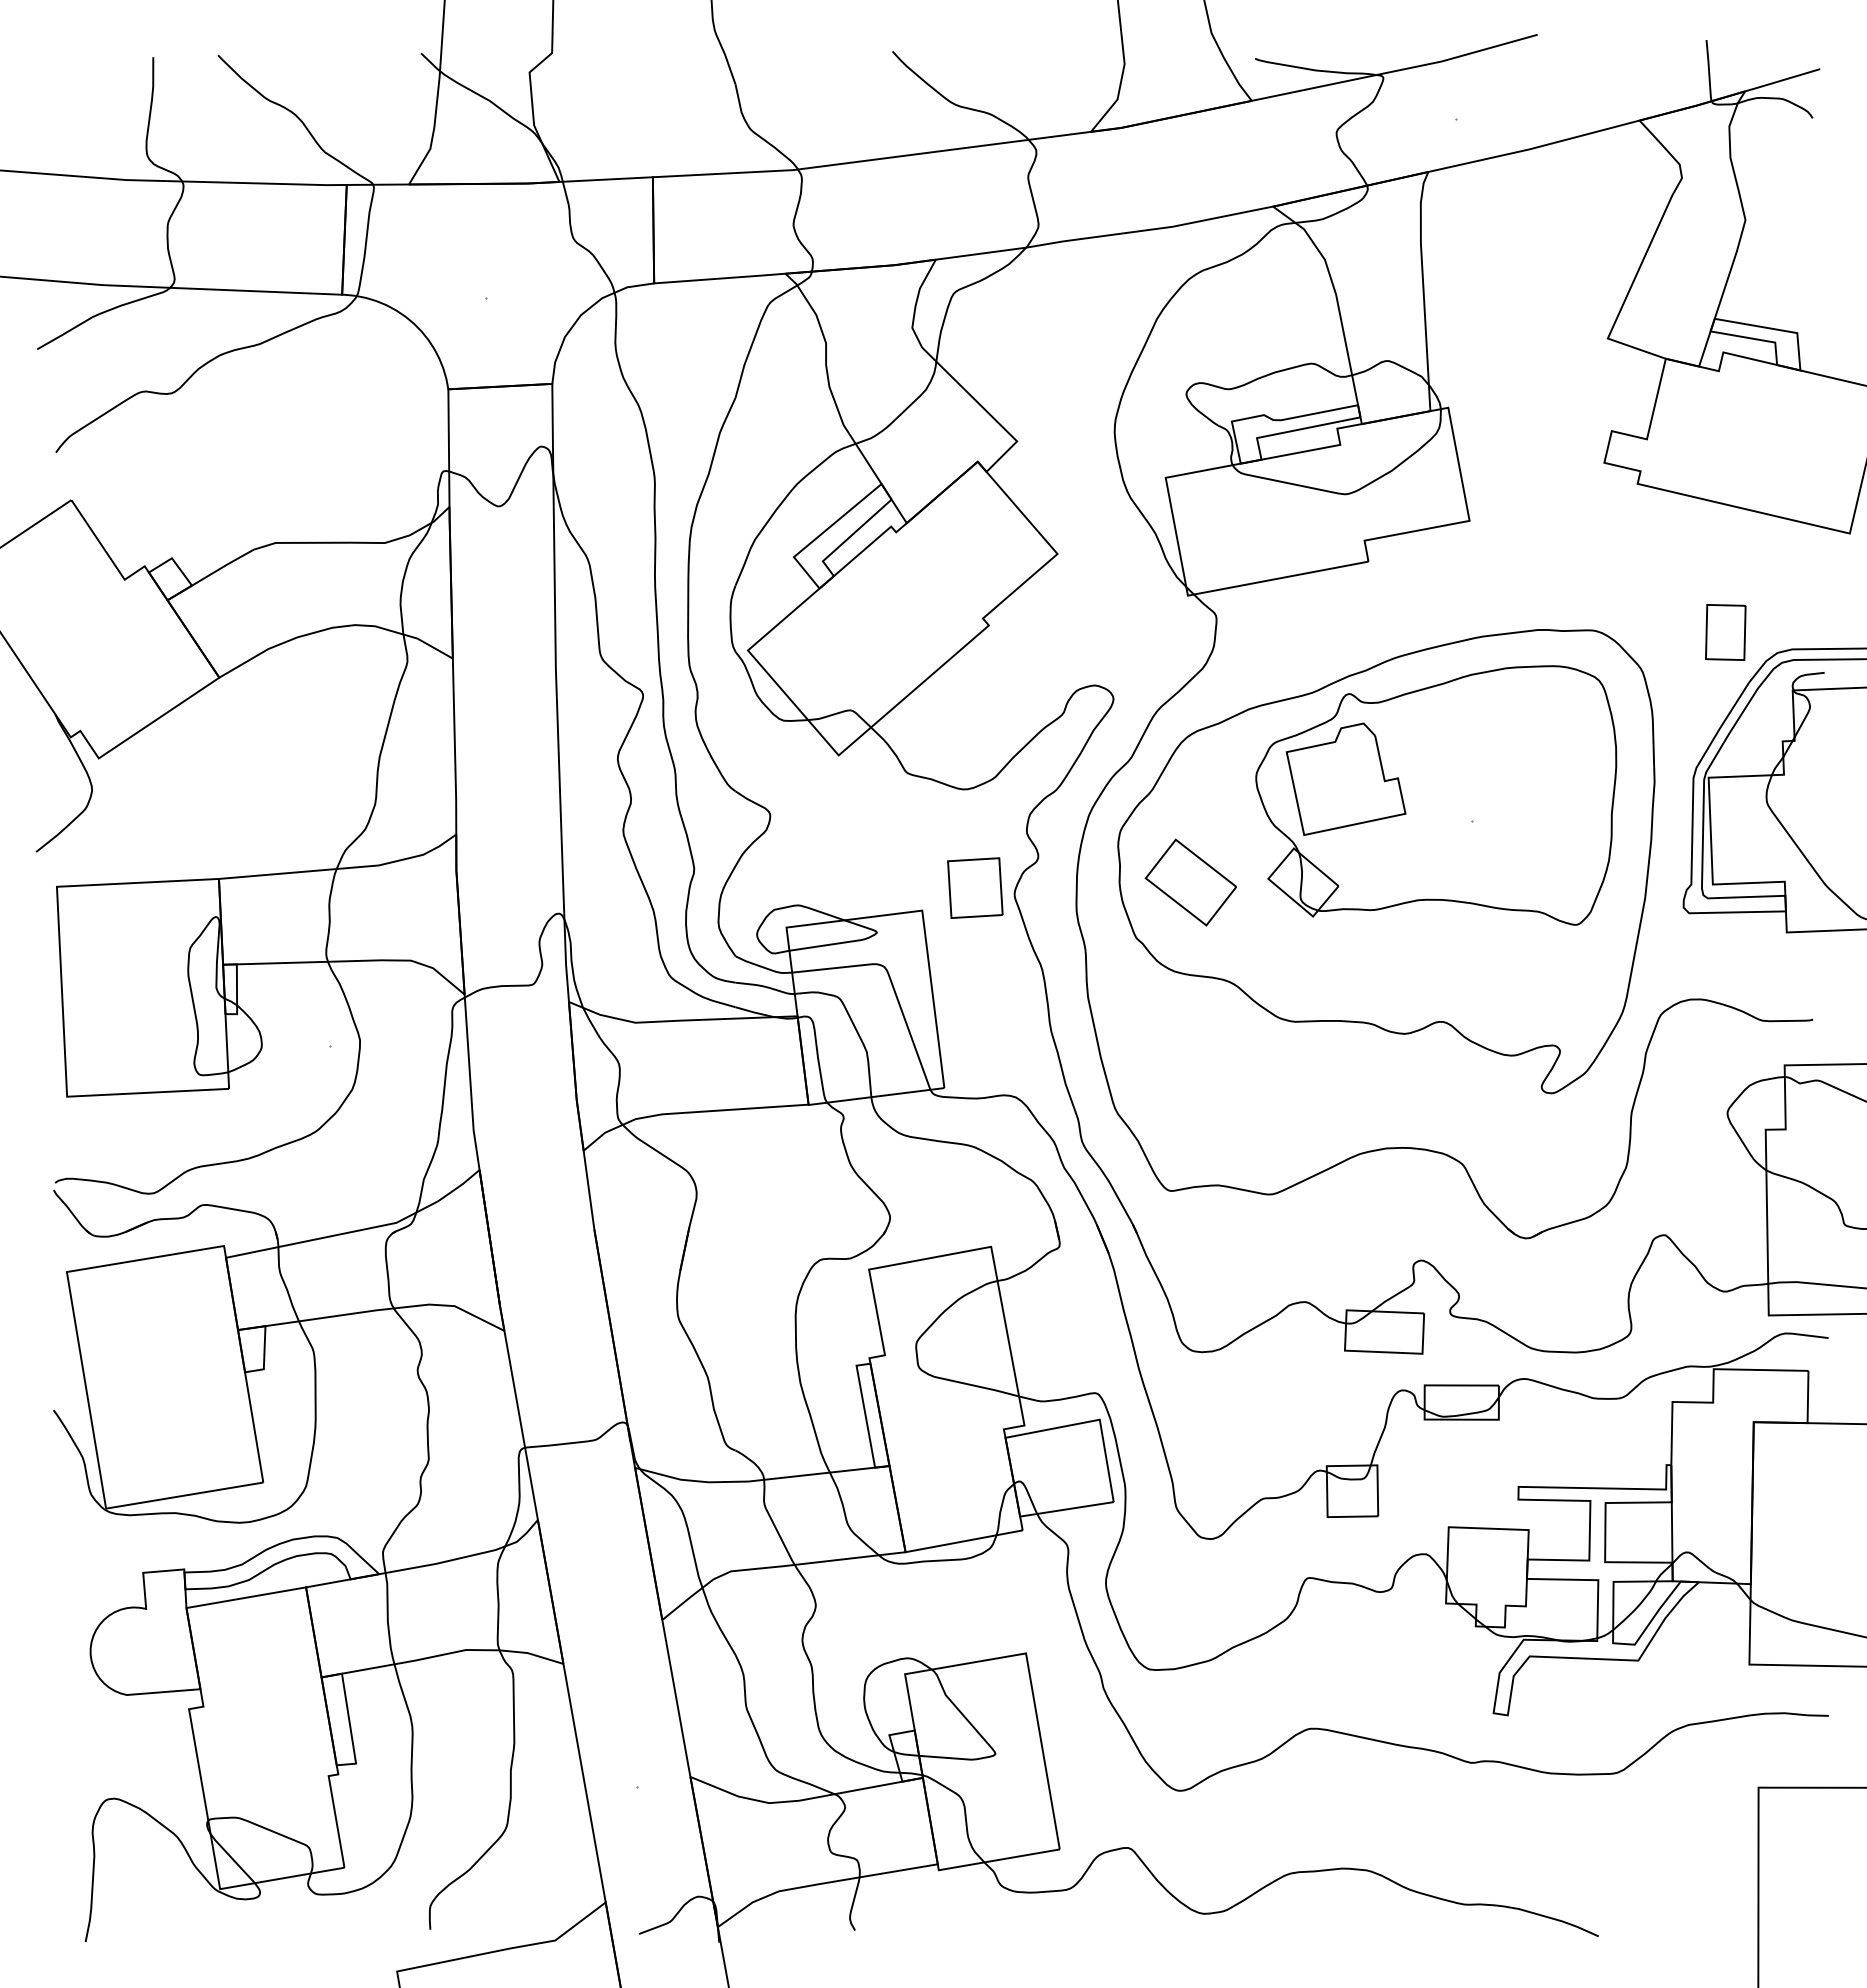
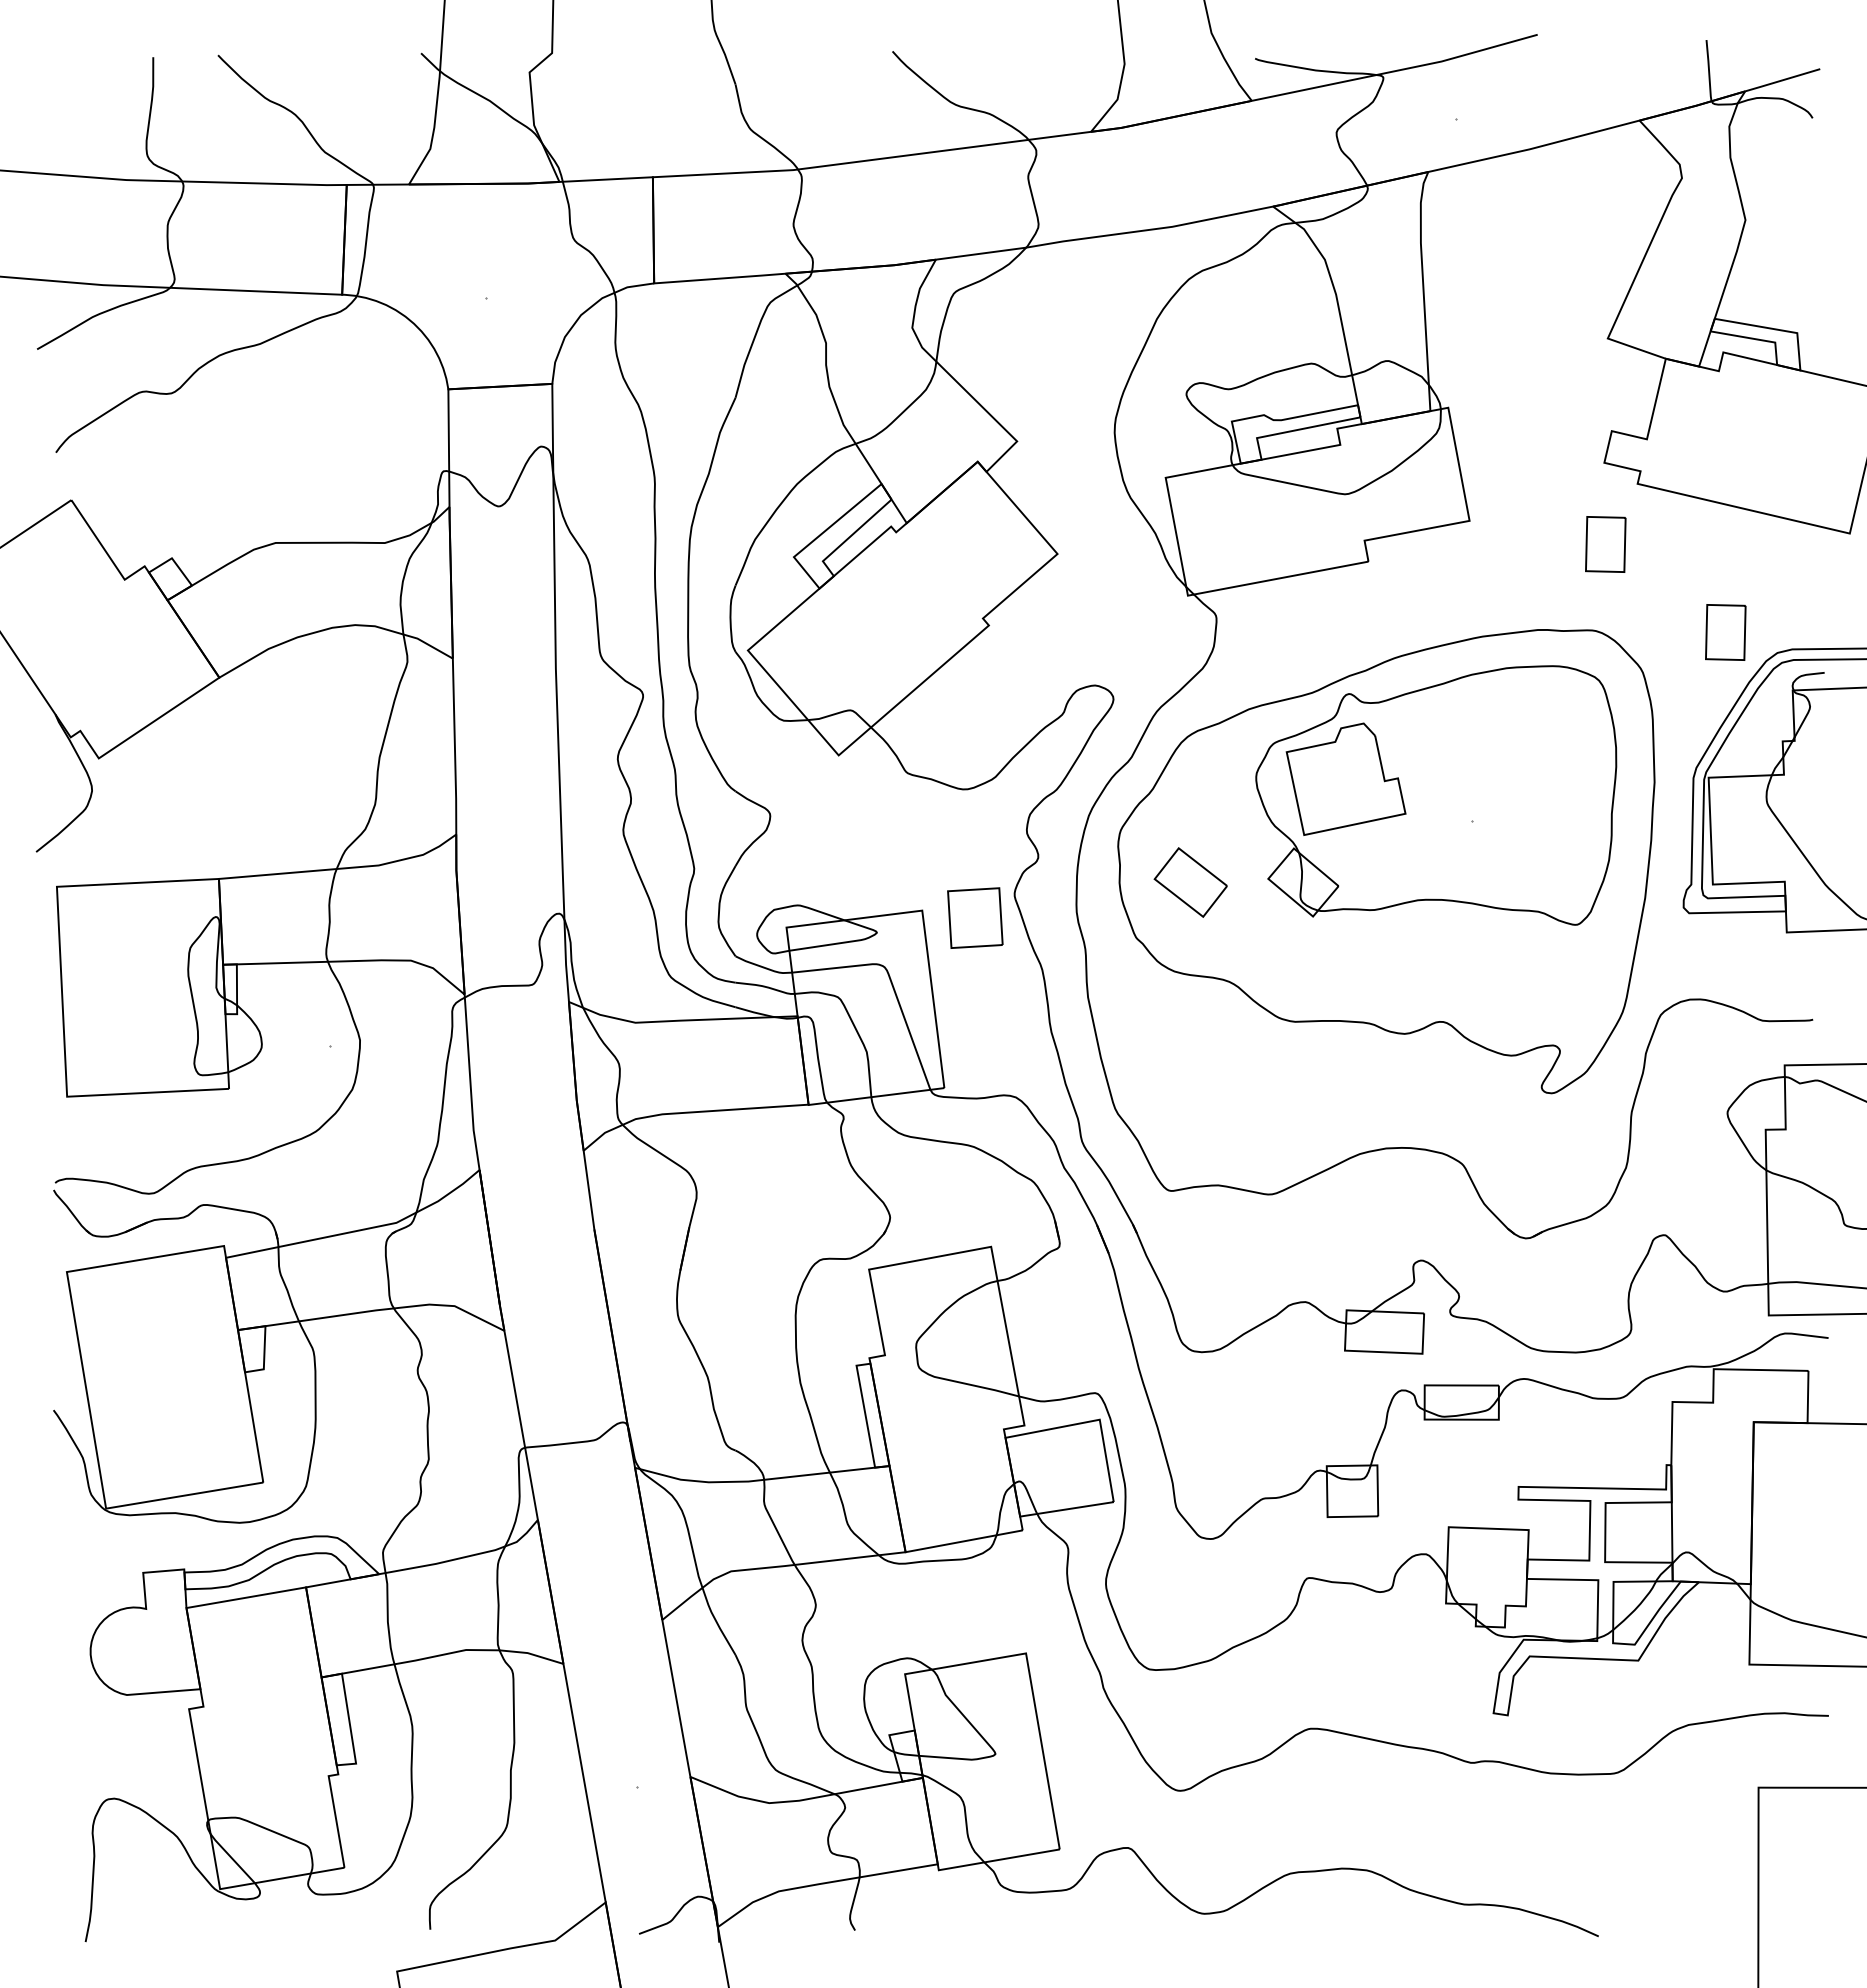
part: none -> present (1605, 544)
part size: 93x89 px -> 75x71 px (1190, 882)
part position: (975, 887) -> (975, 917) (975, 917)
